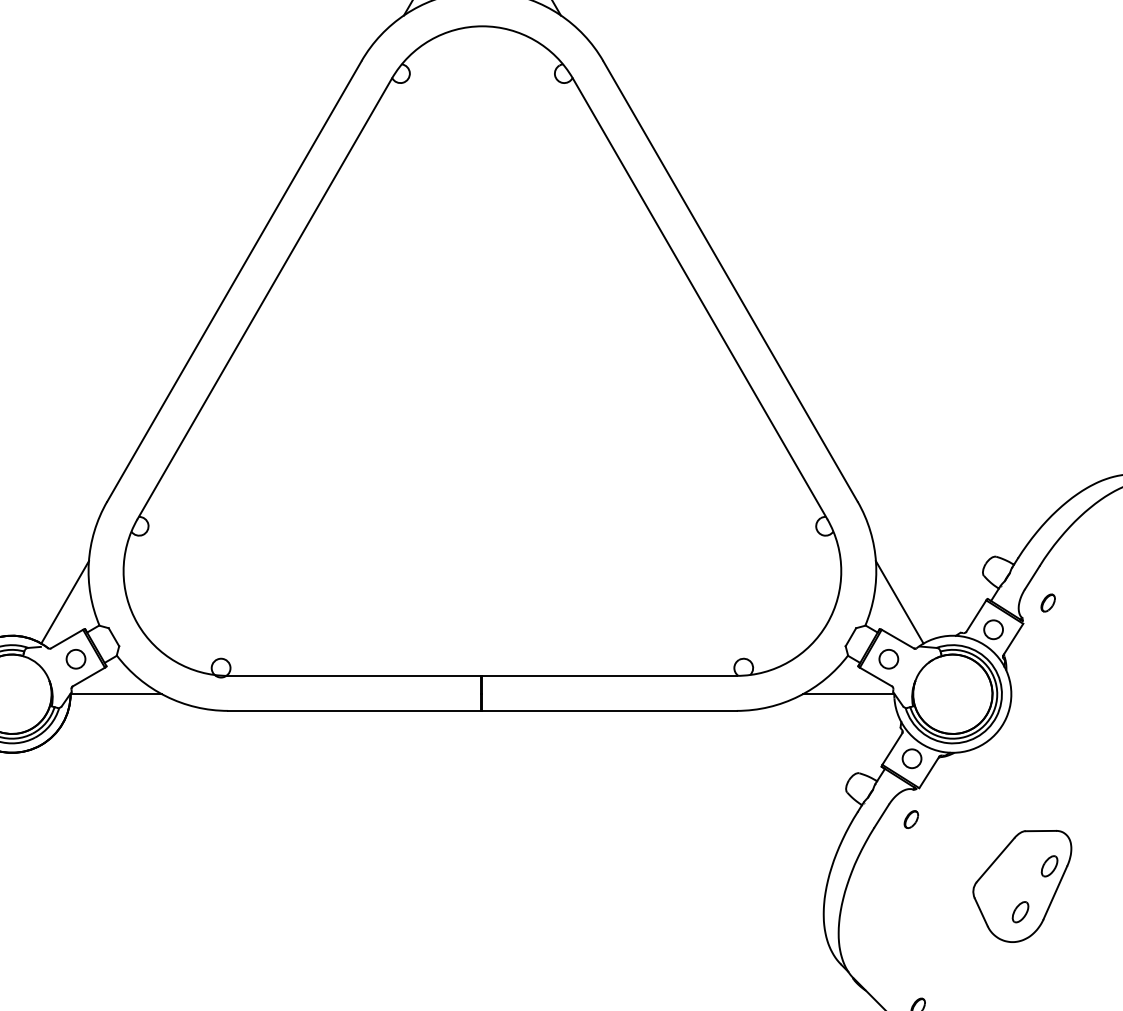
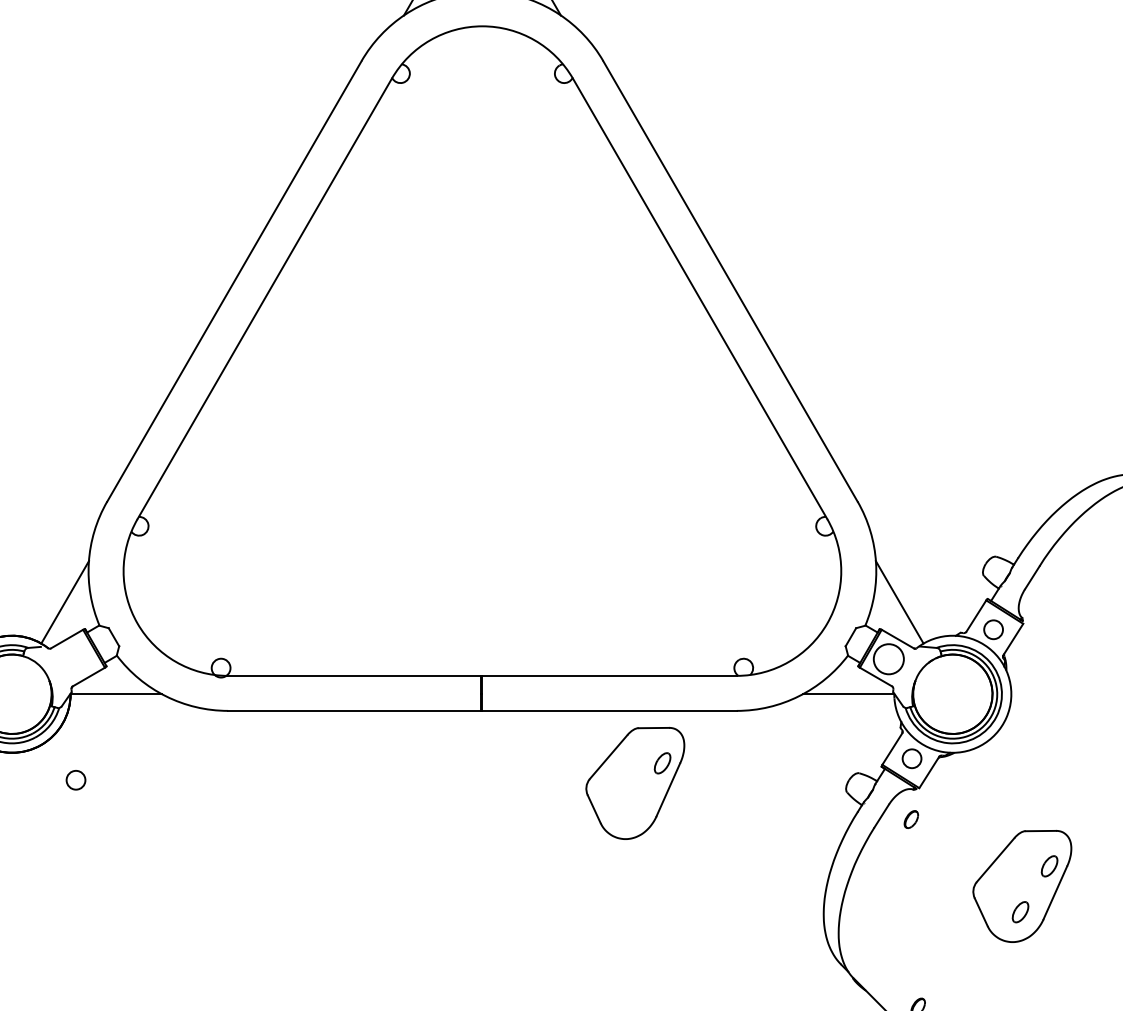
part: present -> none (1047, 602)
circle diameter: 19 px -> 30 px (888, 659)
circle position: (75, 659) -> (75, 780) (75, 780)
part: none -> present (635, 783)
